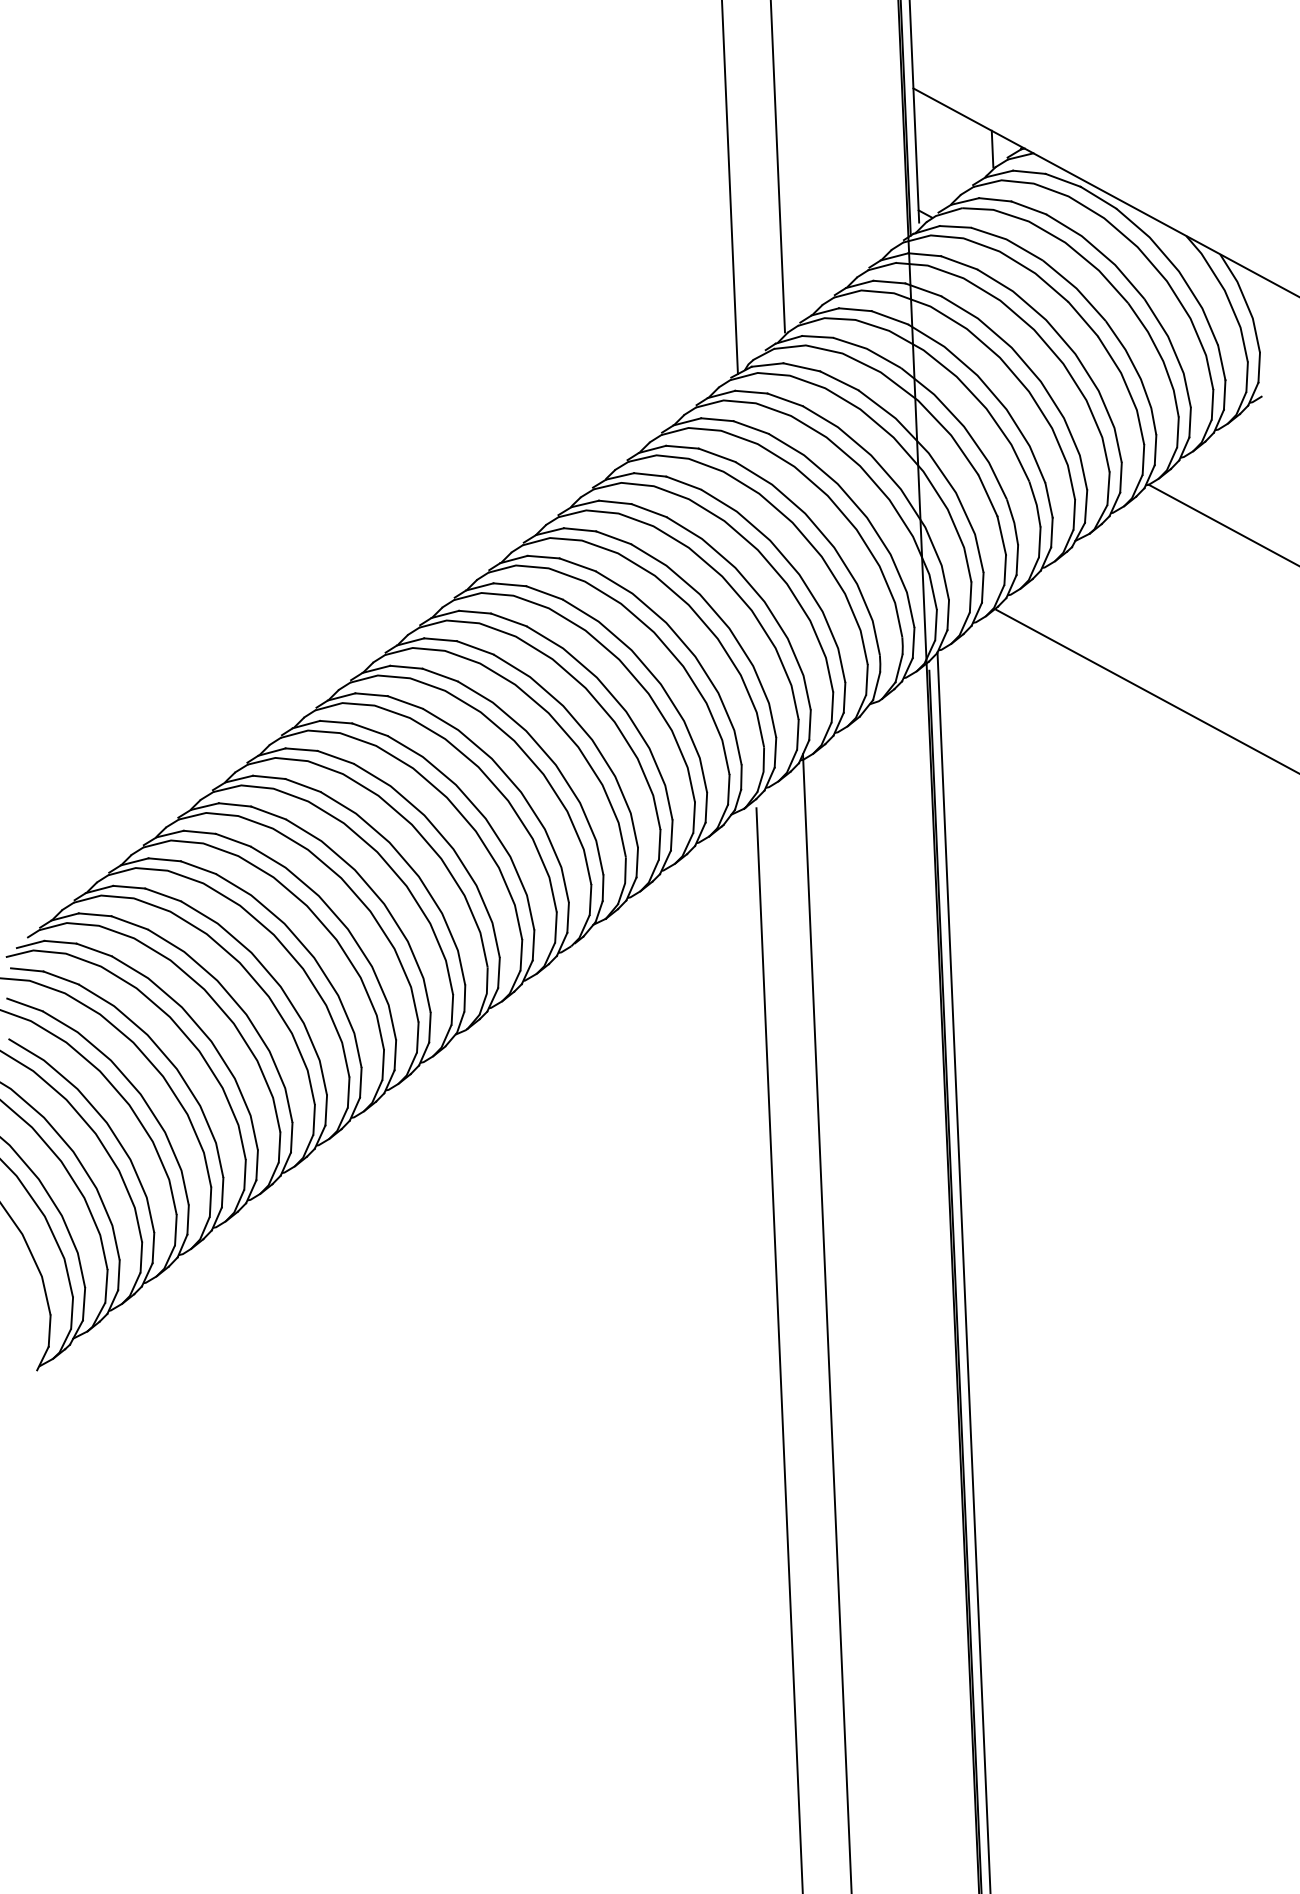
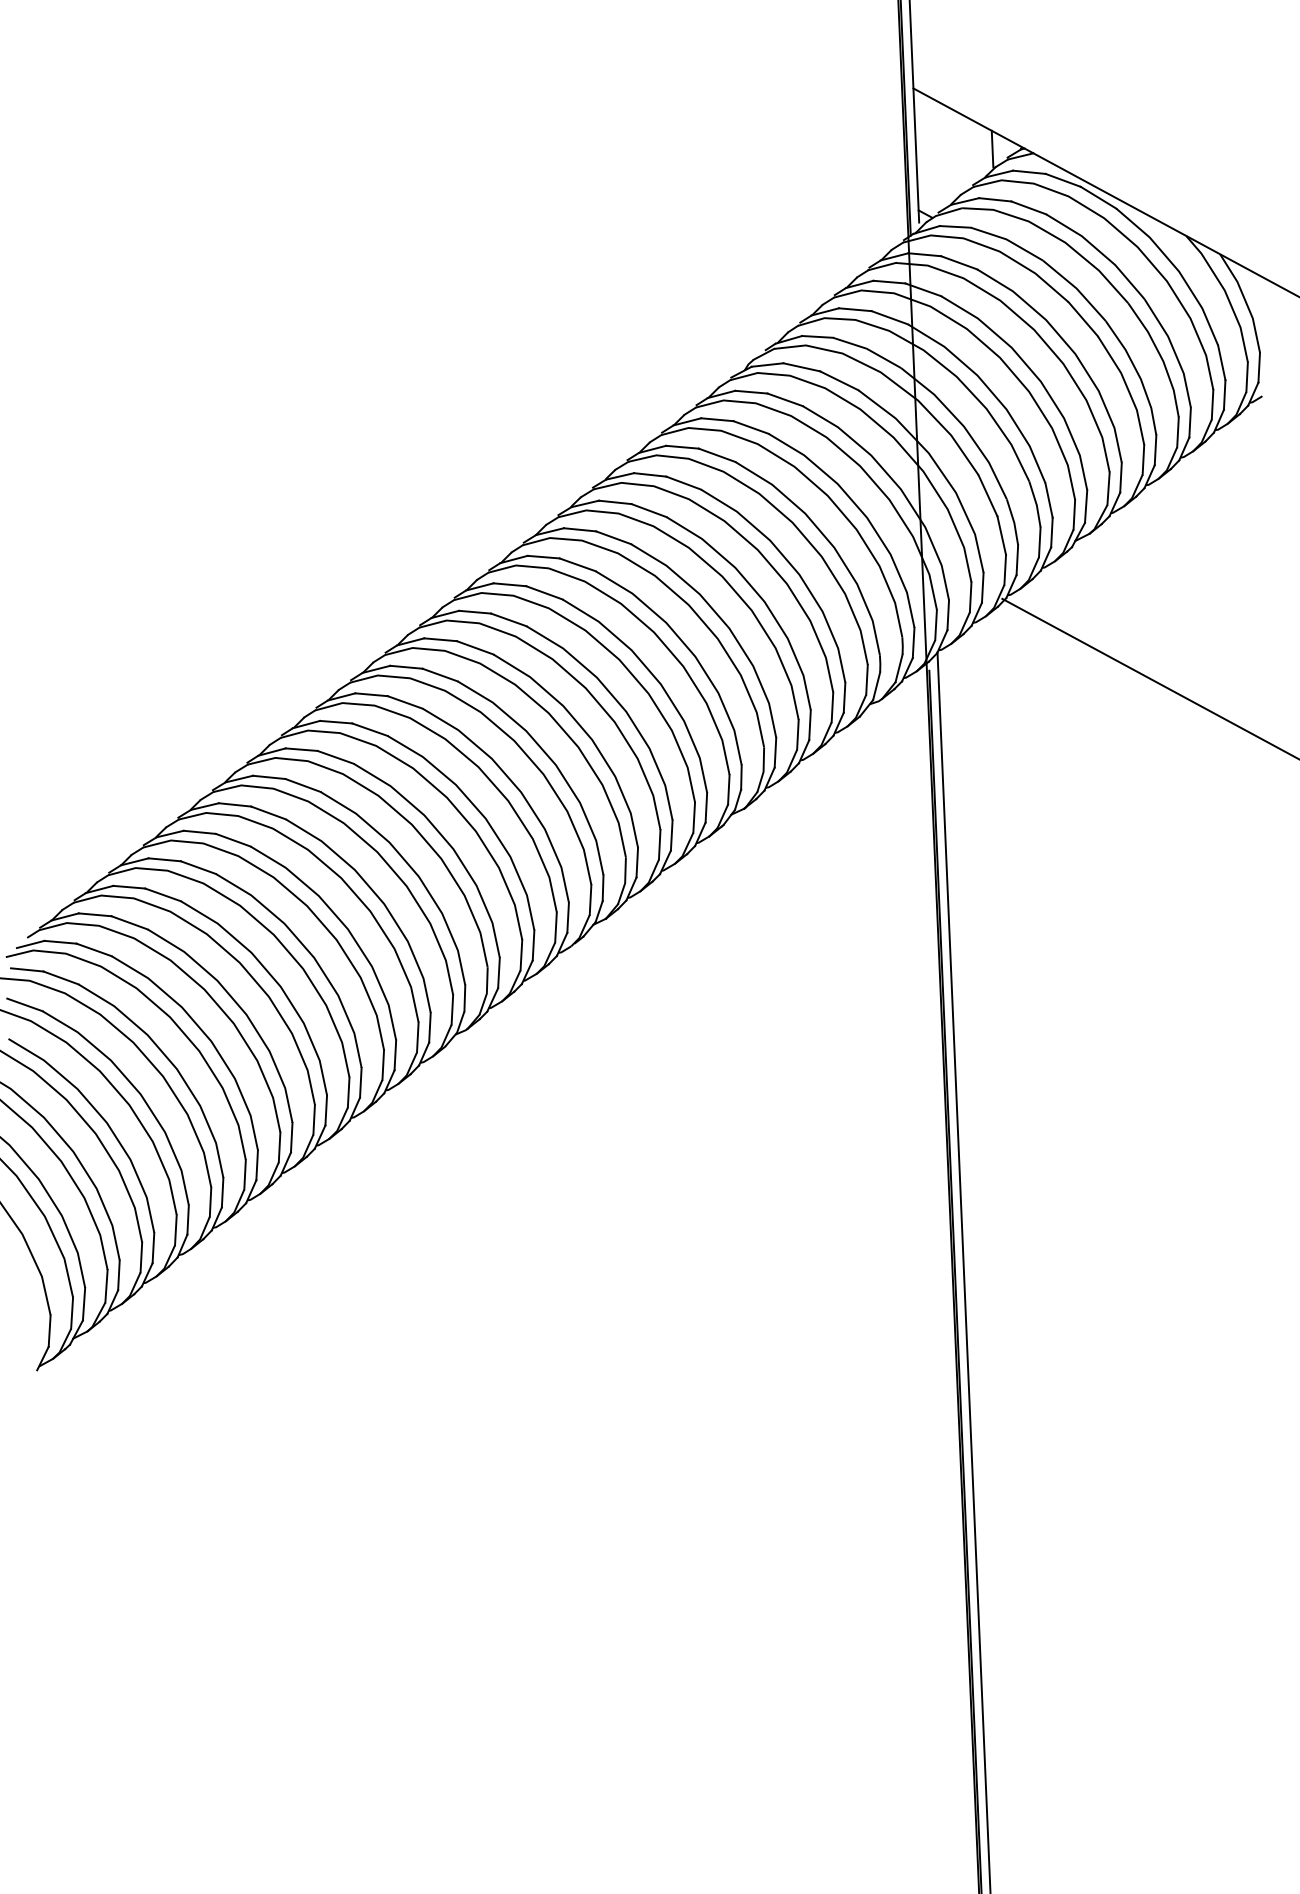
line: present -> none (777, 167)
line: present -> none (729, 188)
line: present -> none (1222, 524)
line position: (1146, 690) -> (1149, 677) (1149, 677)
line: present -> none (827, 1322)
line: present -> none (779, 1349)
